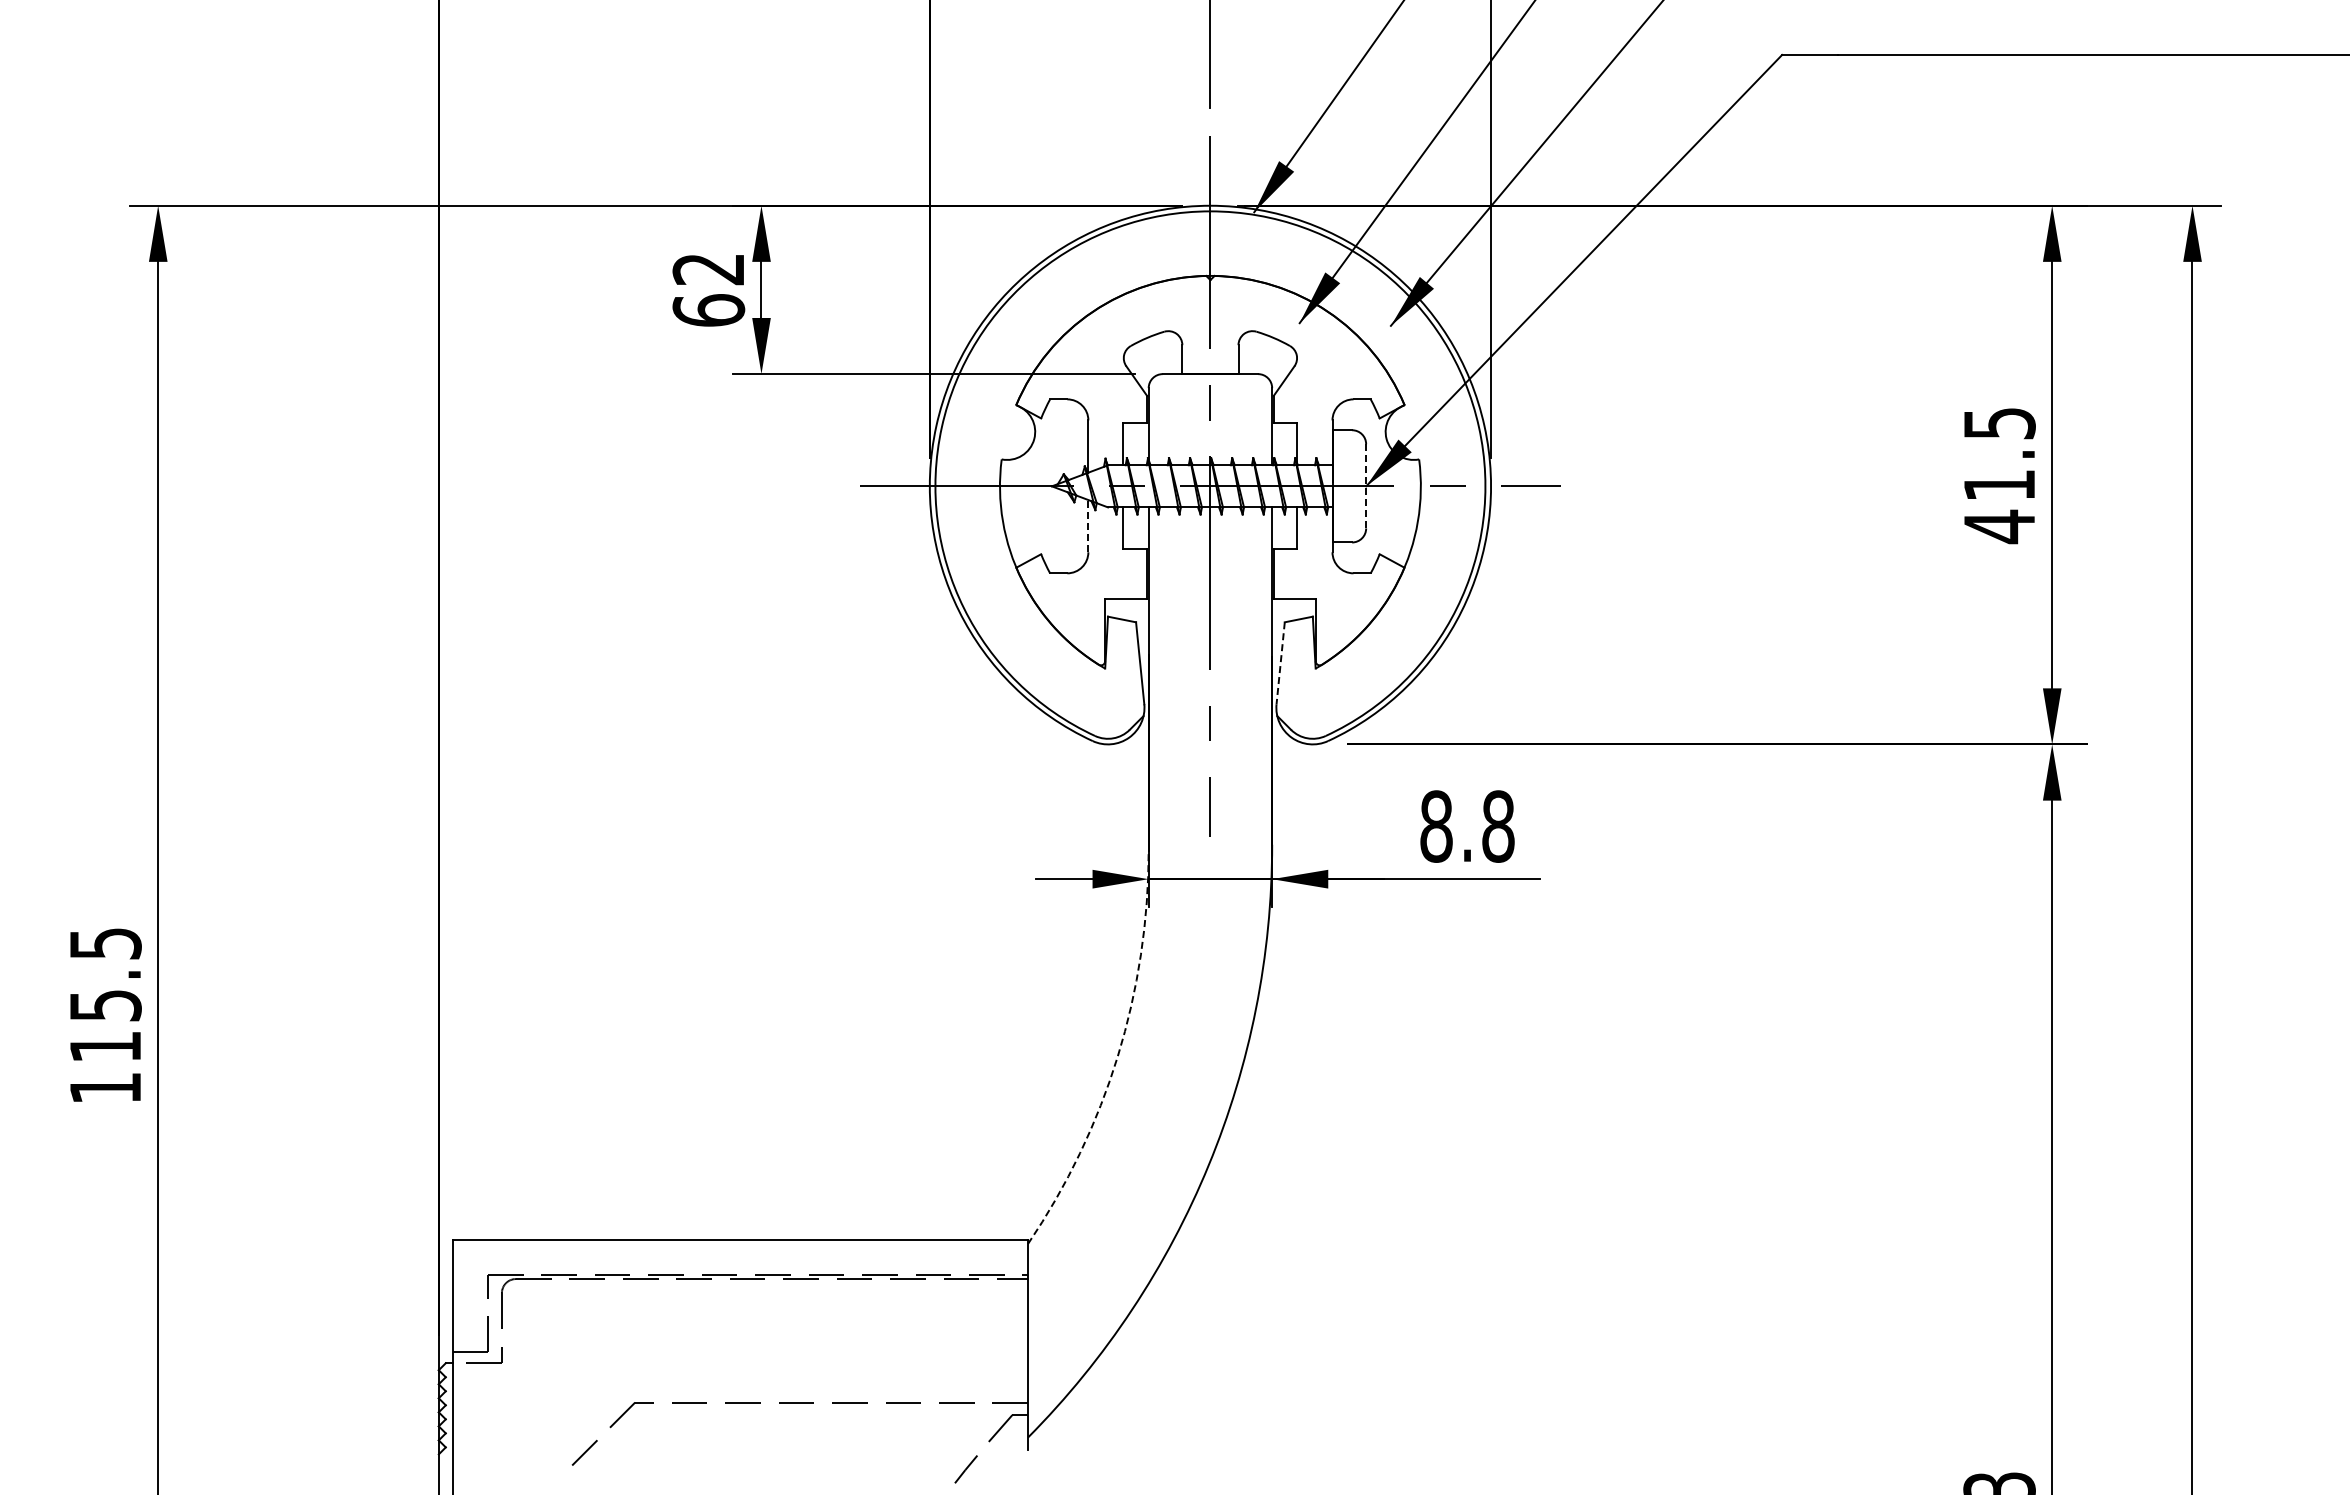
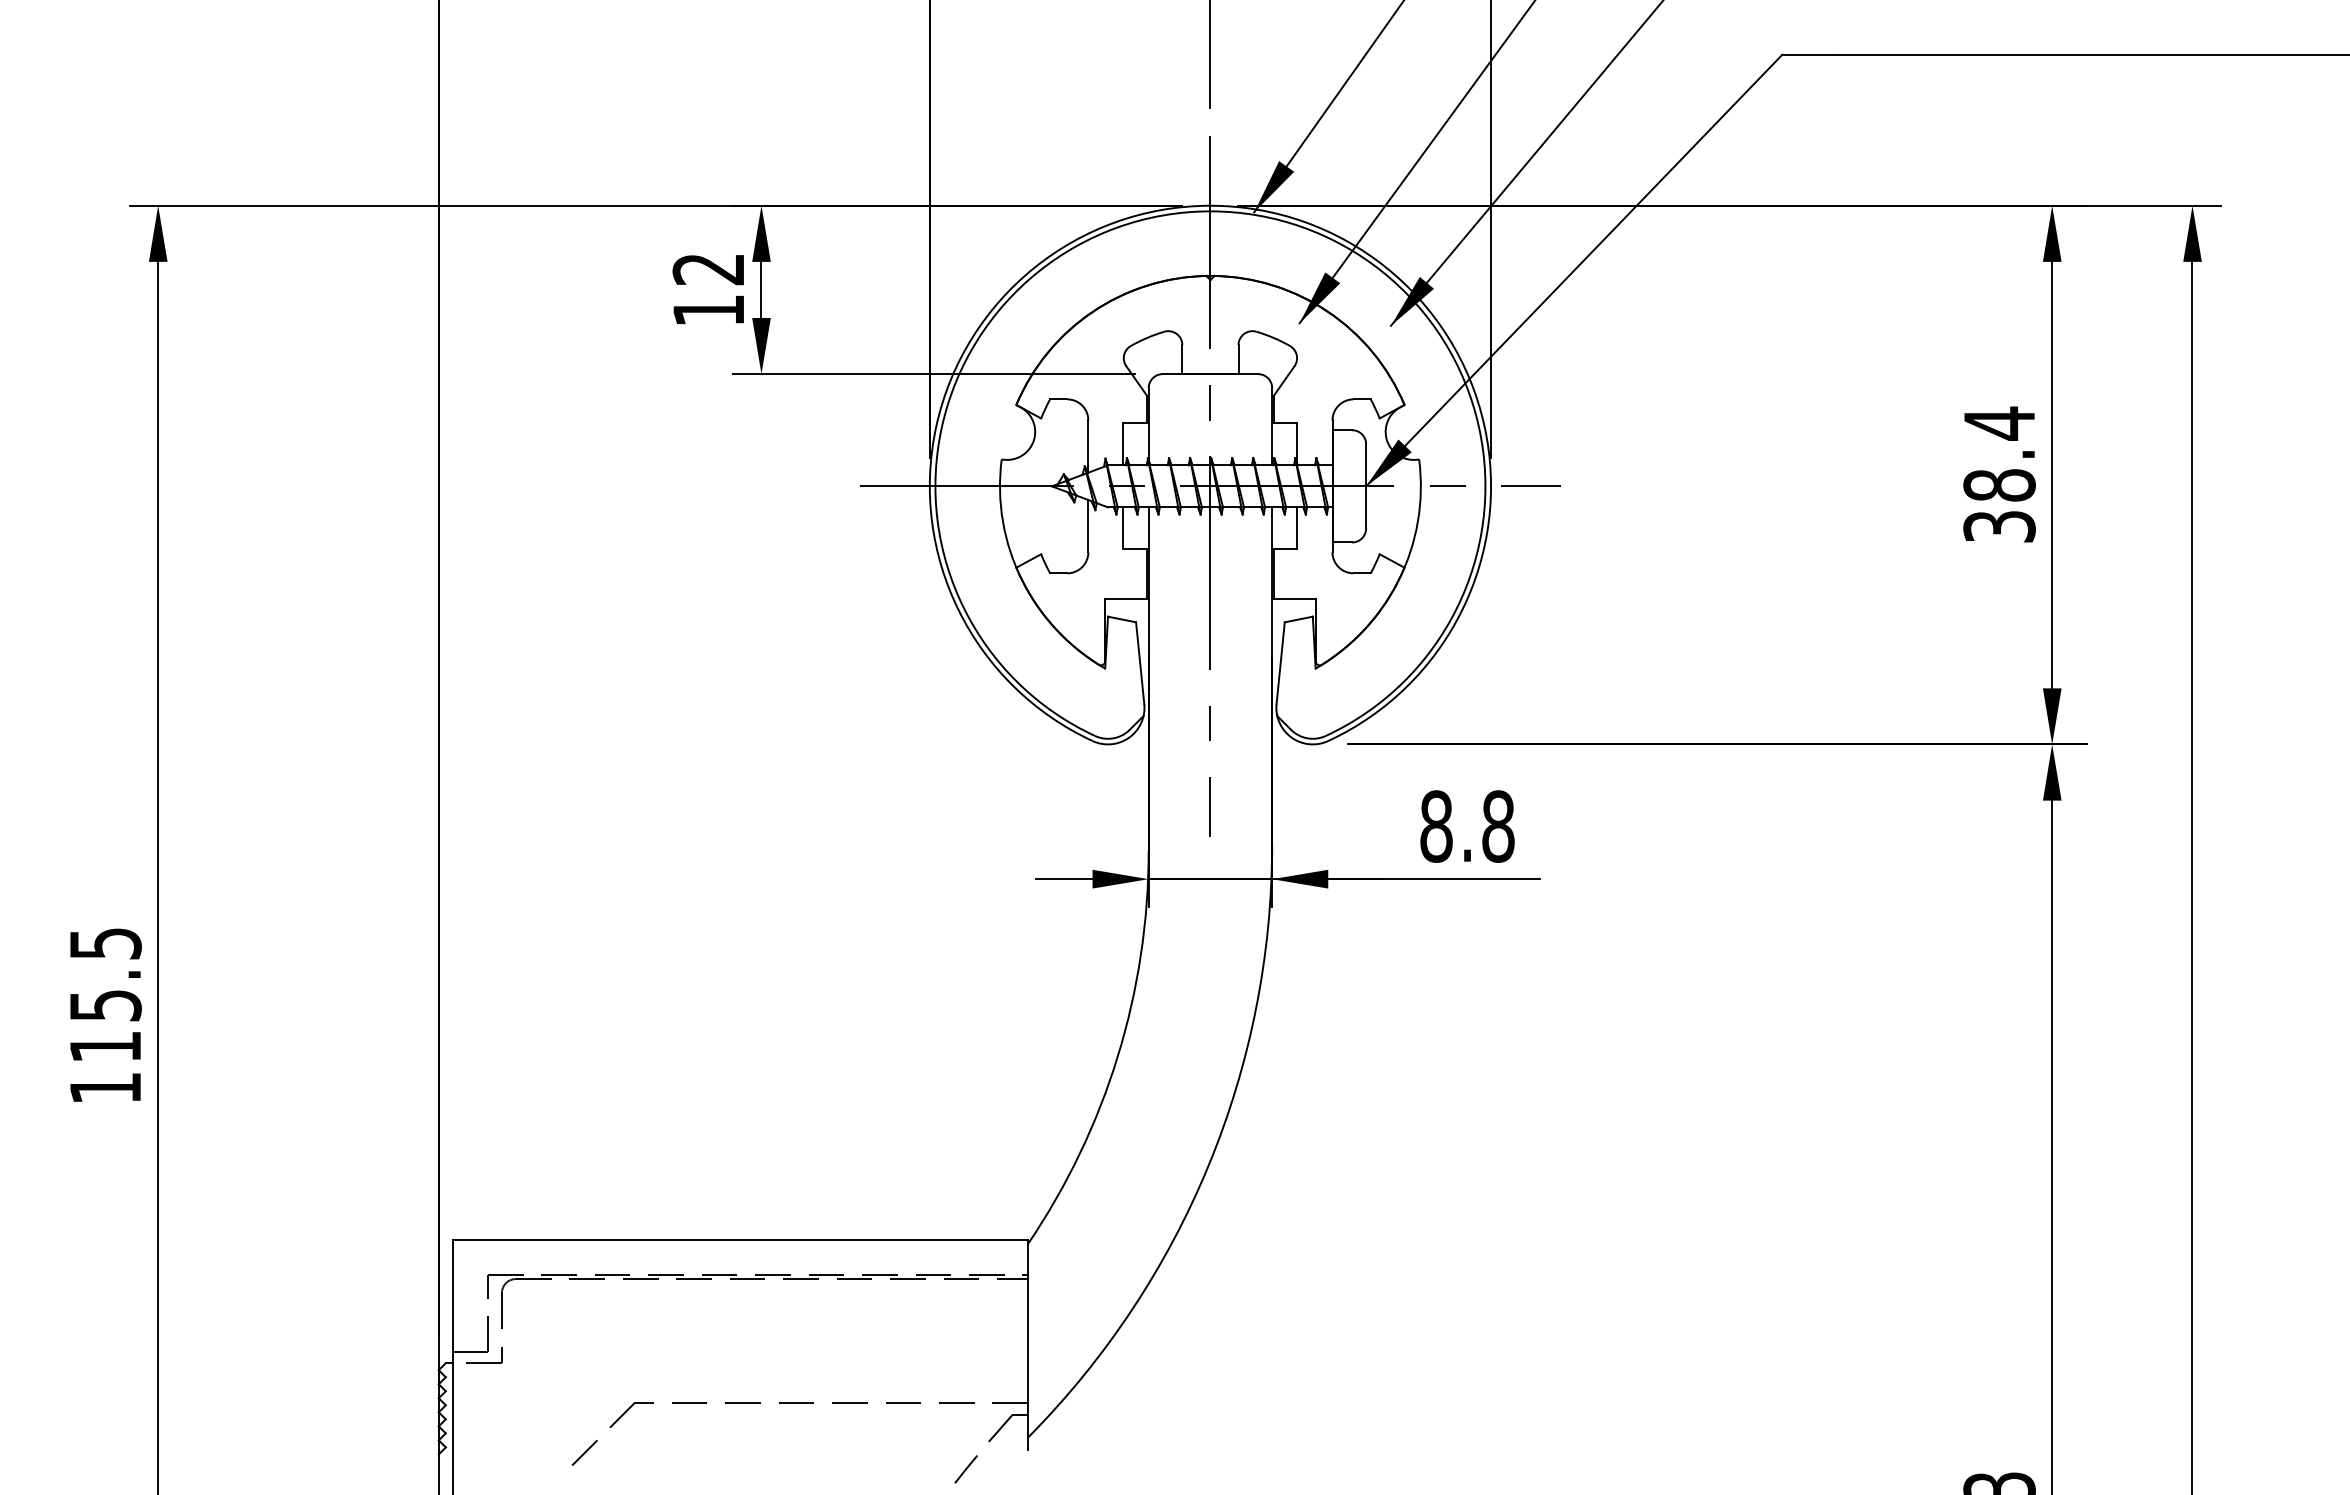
text: 62 -> 12 (708, 310)
text: 41.5 -> 38.4 (1999, 475)
line: dashed -> solid (1366, 486)
line: dashed -> solid (1088, 525)
line: dashed -> solid (1280, 663)
arc: dashed -> solid (1117, 1056)
